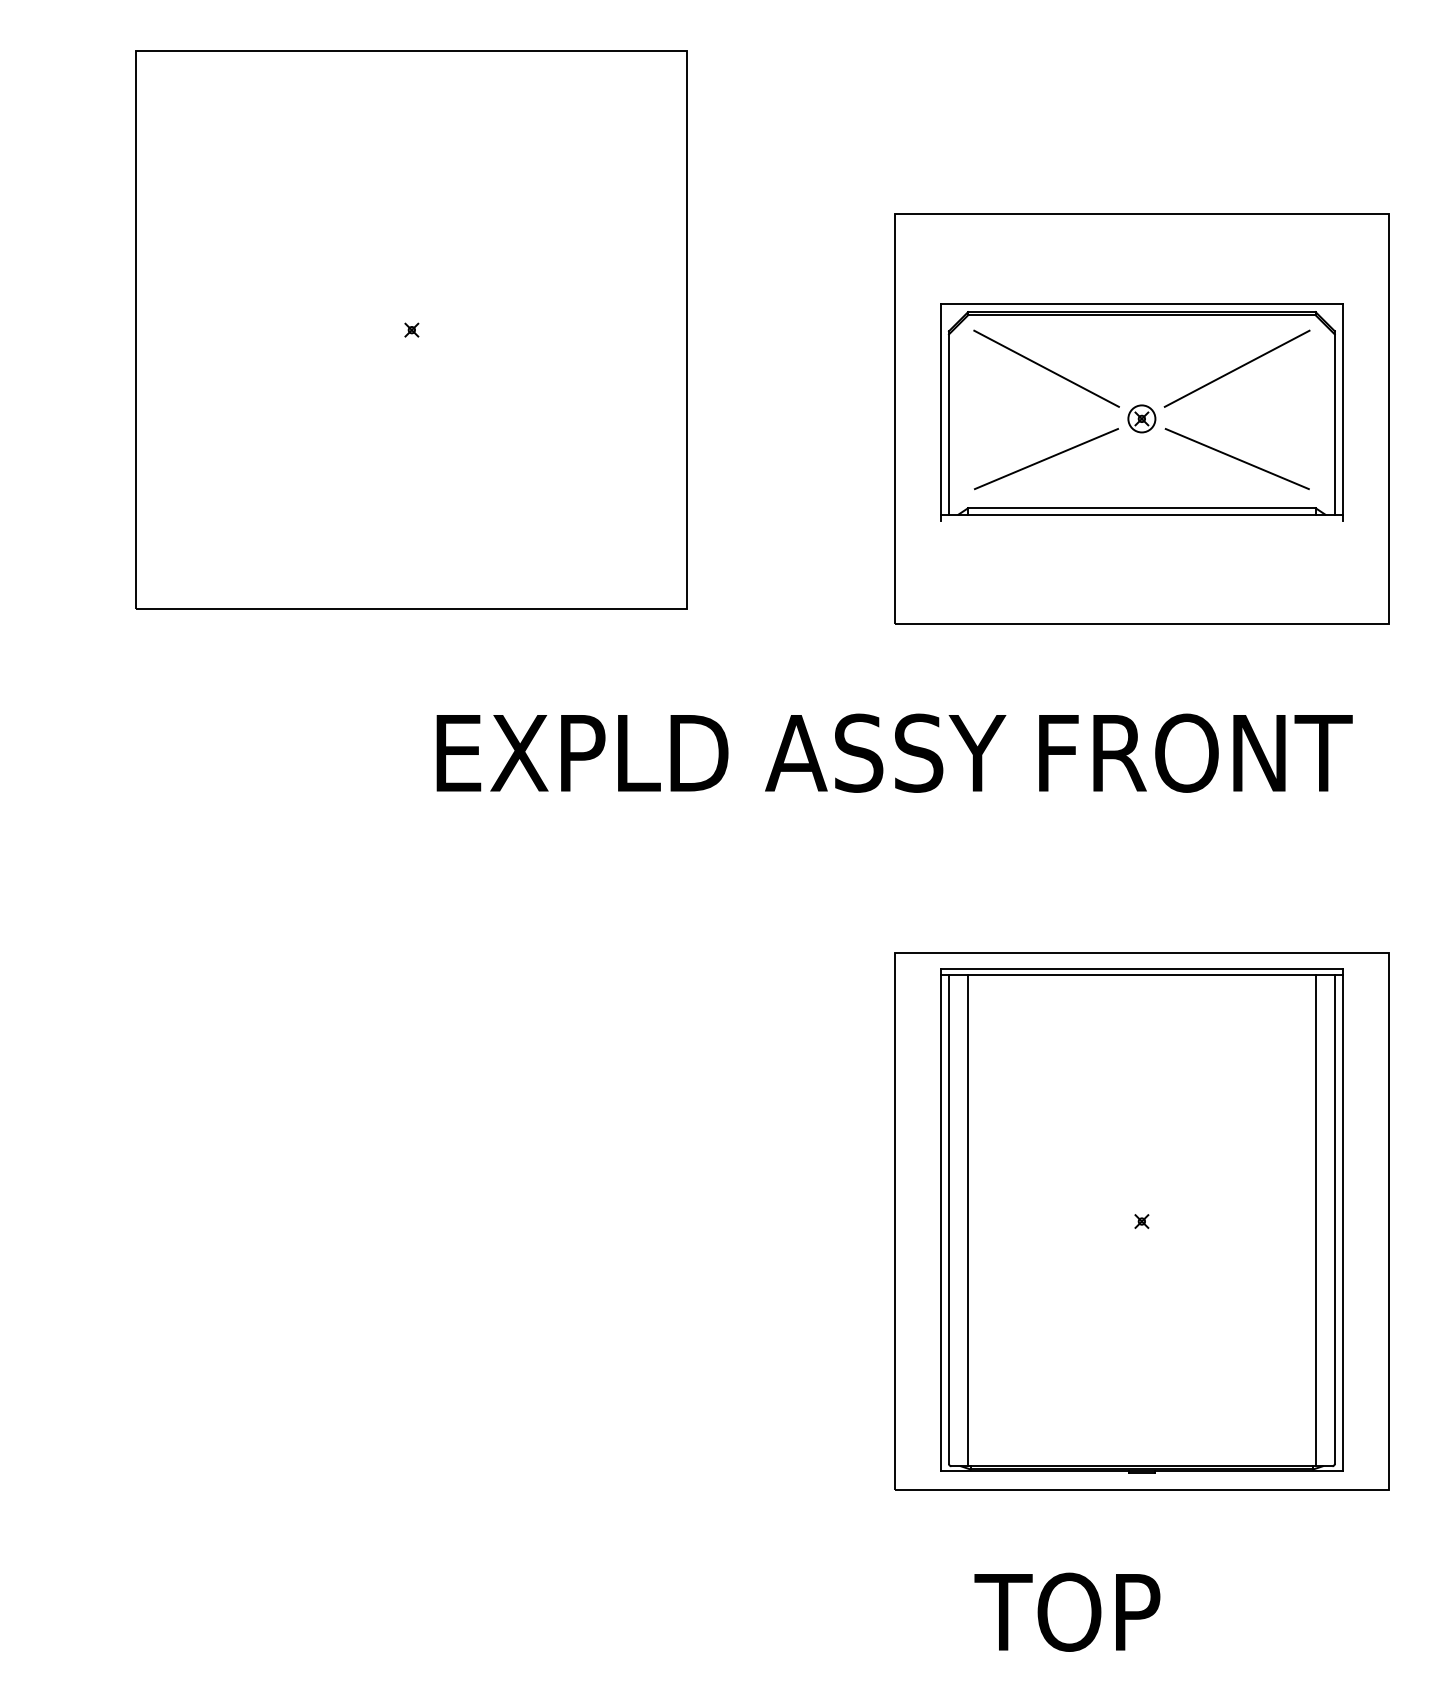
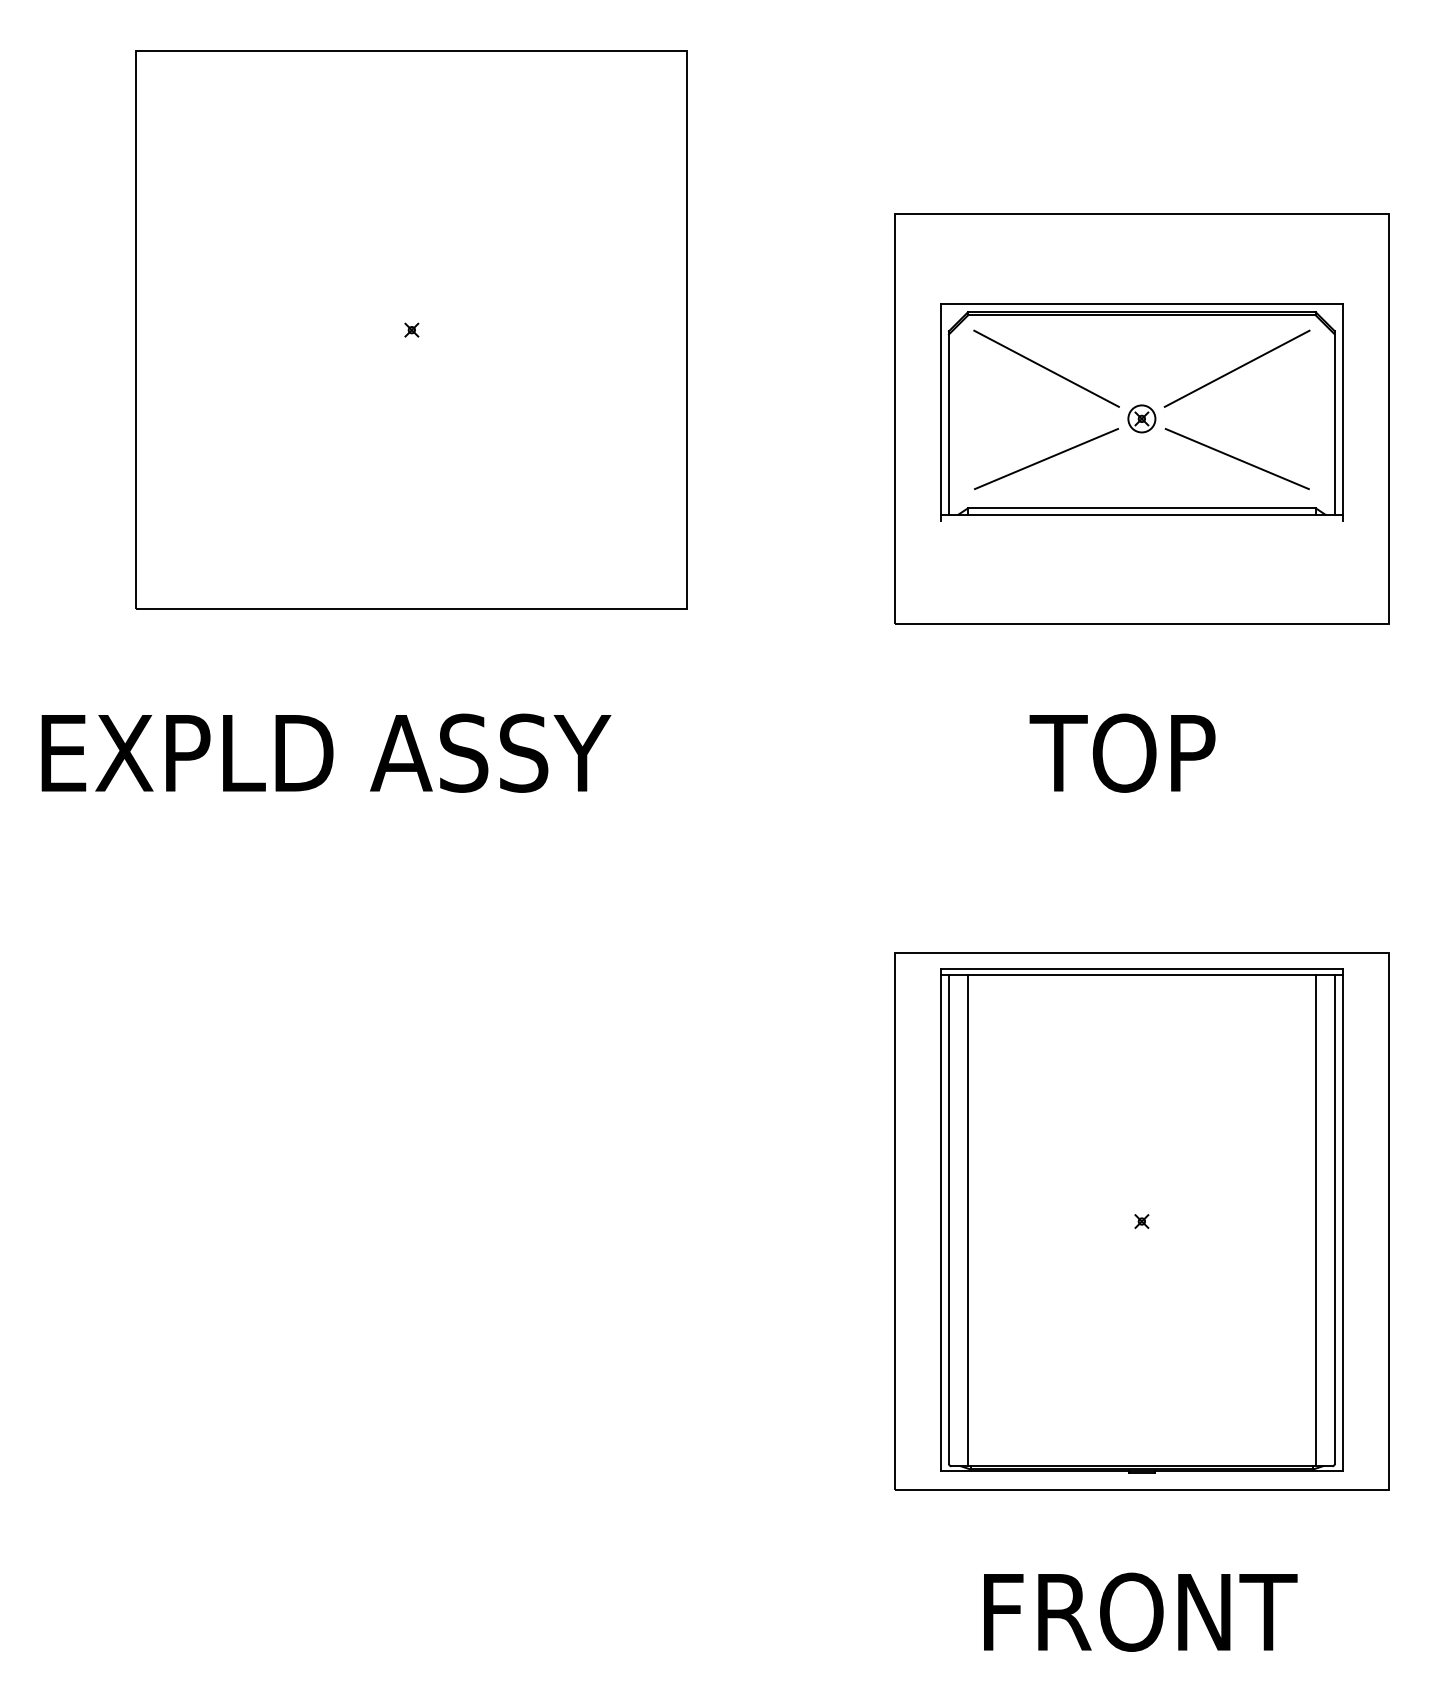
text position: (721, 752) -> (326, 752) (326, 752)
text: FRONT -> TOP (1190, 752)
text: TOP -> FRONT (1135, 1611)
